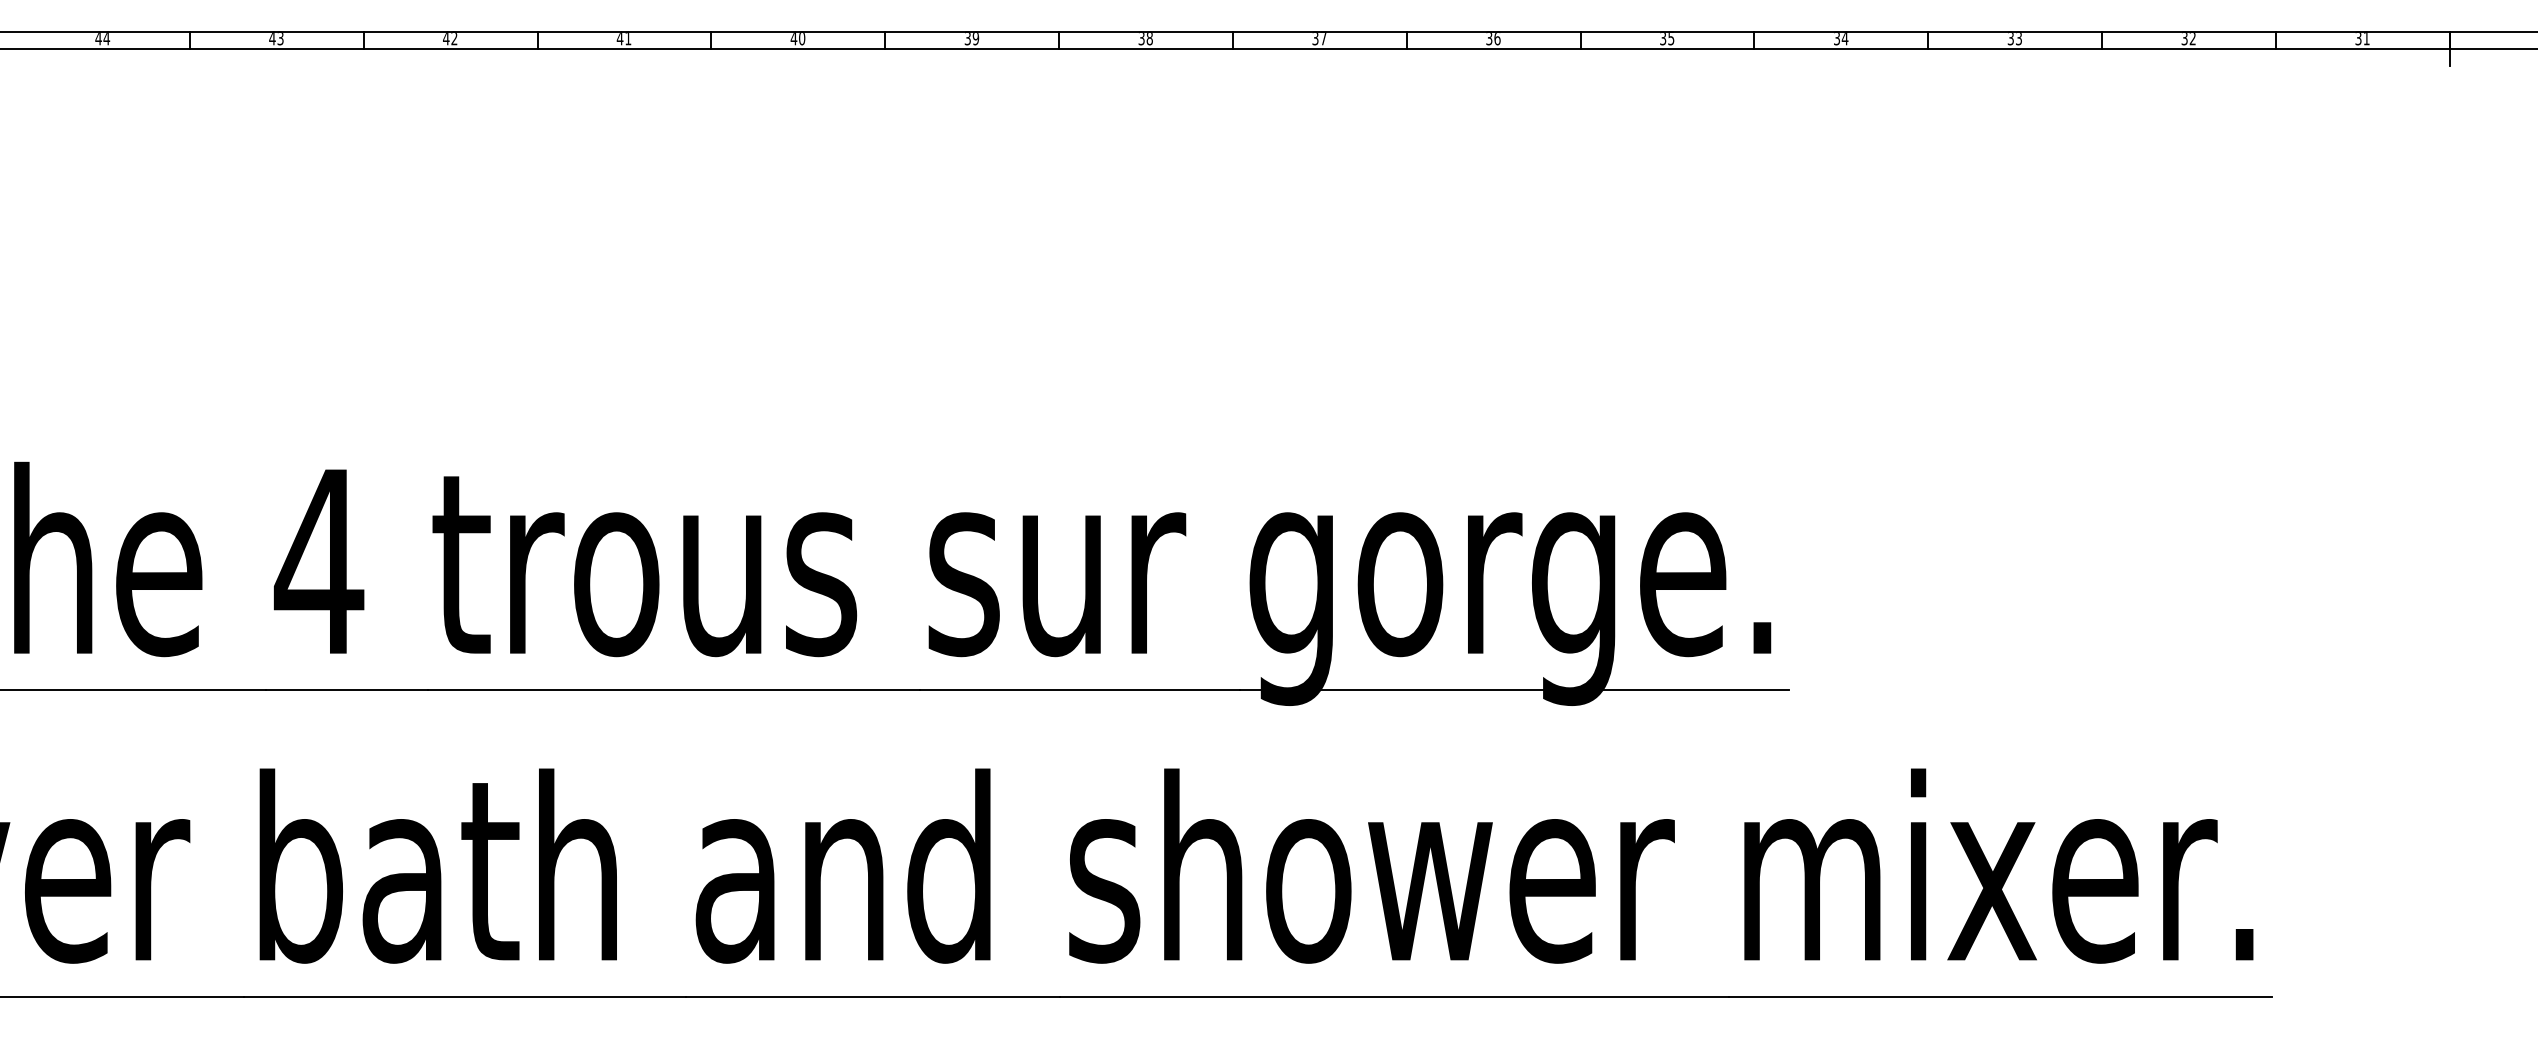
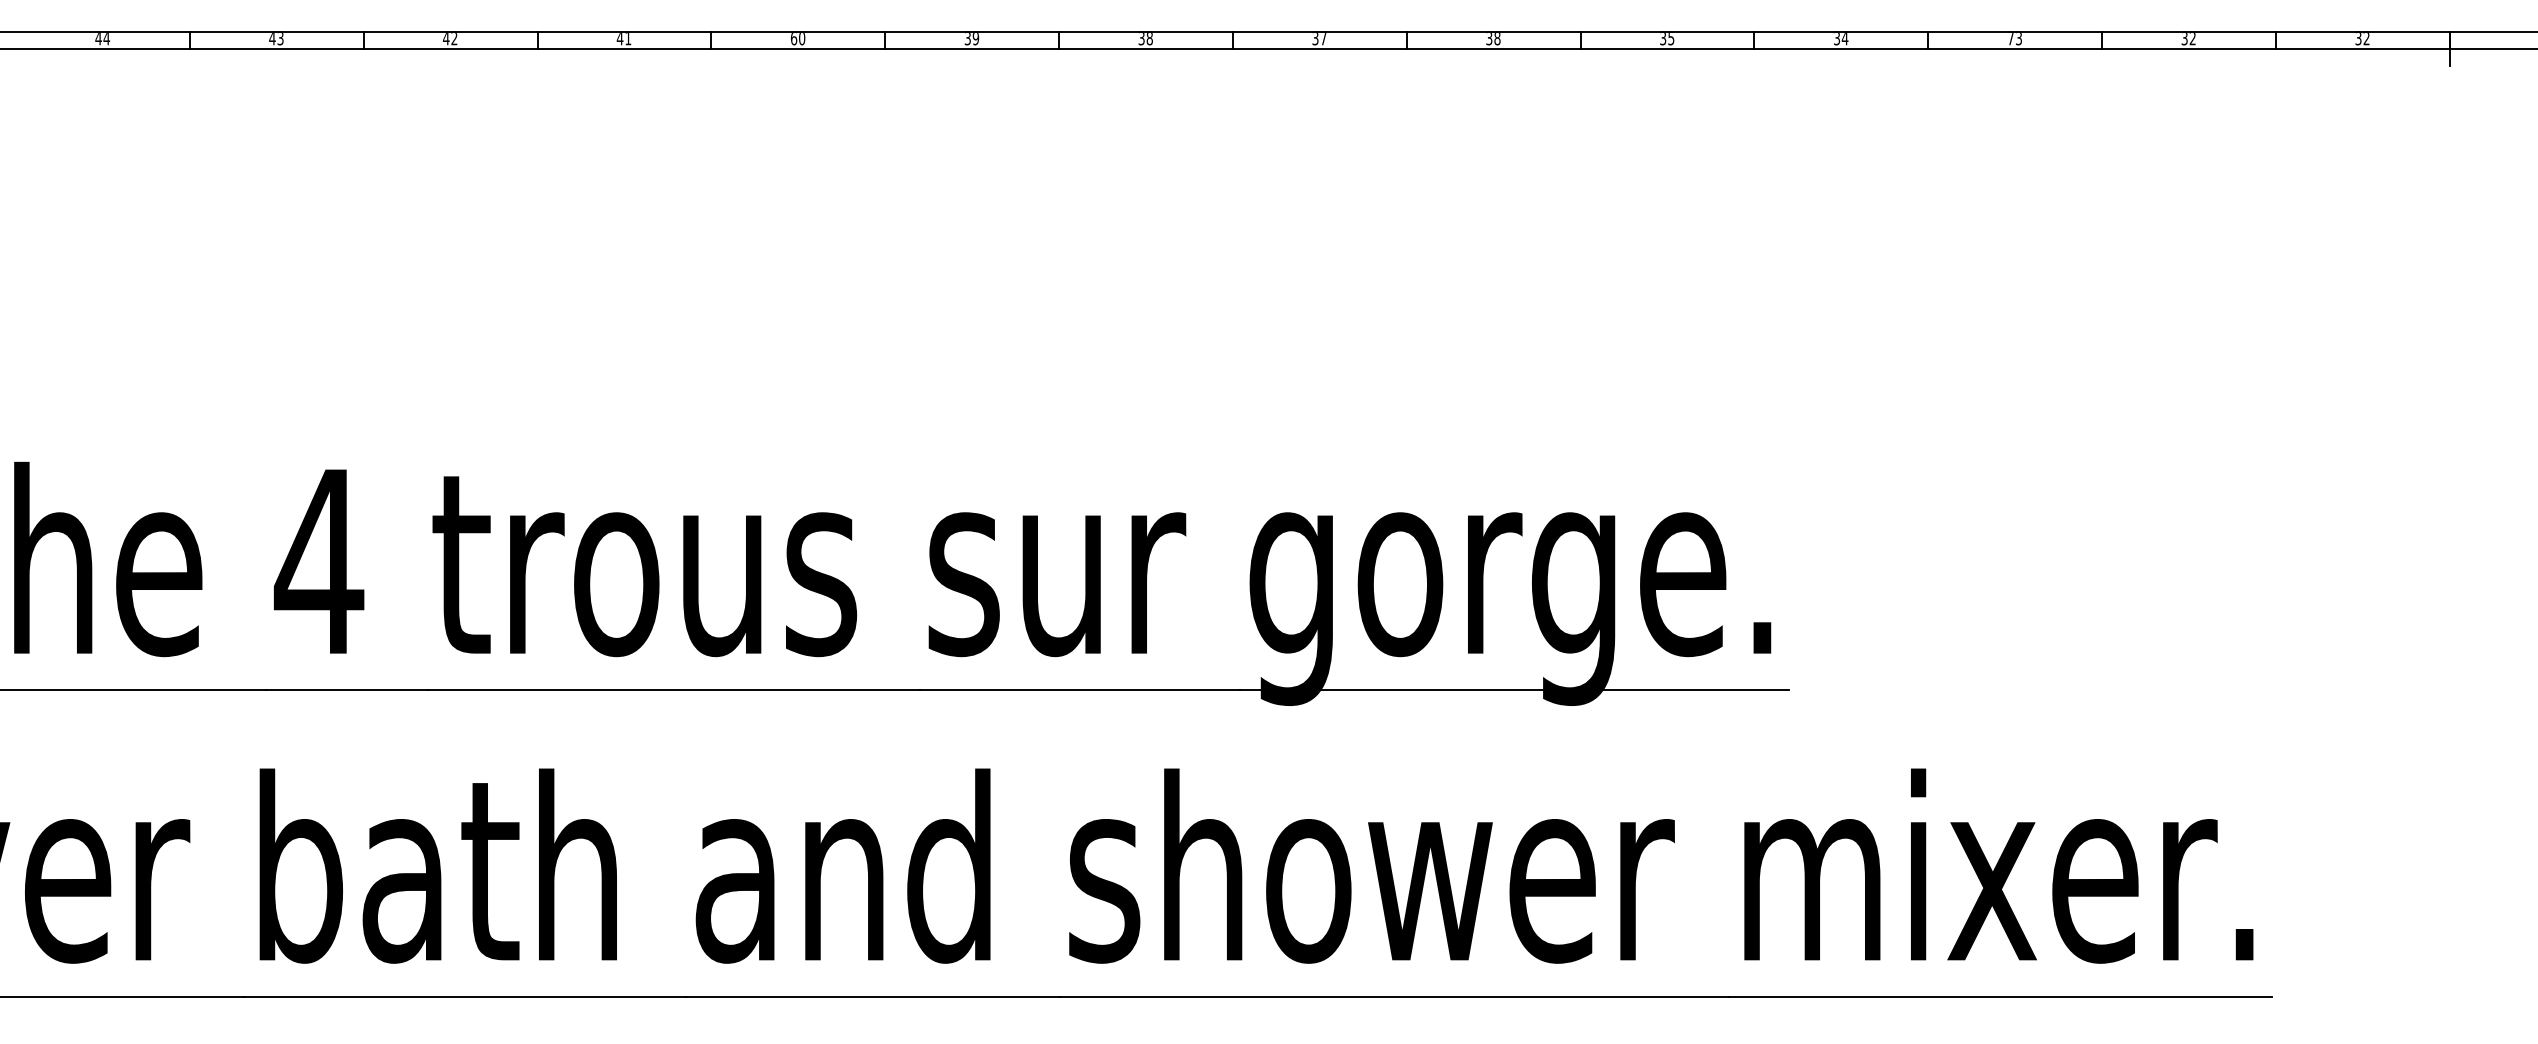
text: 40 -> 60 (793, 39)
text: 36 -> 38 (1497, 39)
text: 33 -> 73 (2010, 39)
text: 31 -> 32 (2366, 39)
